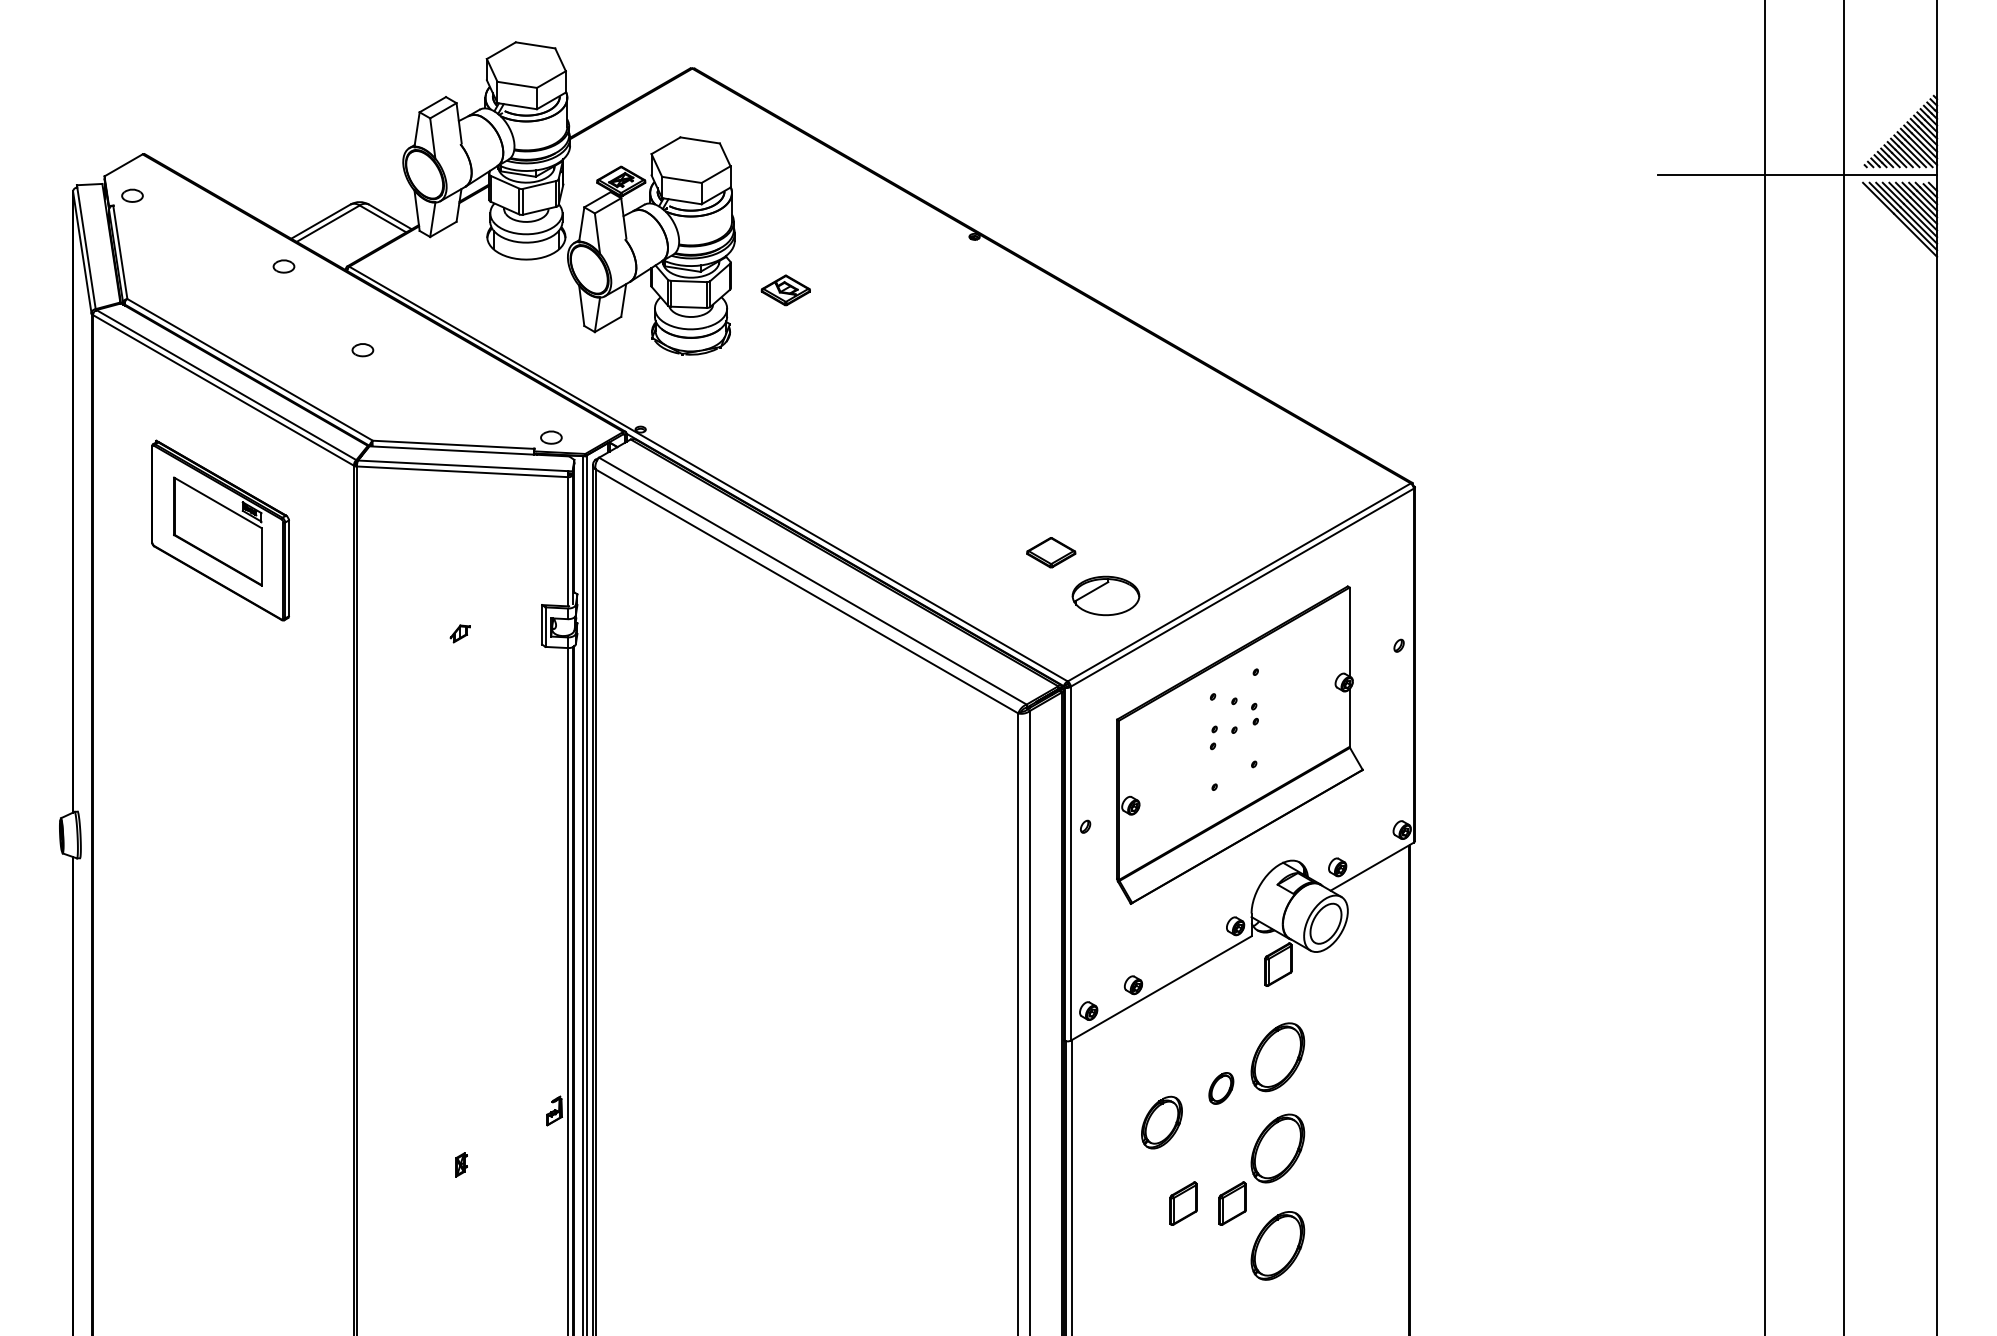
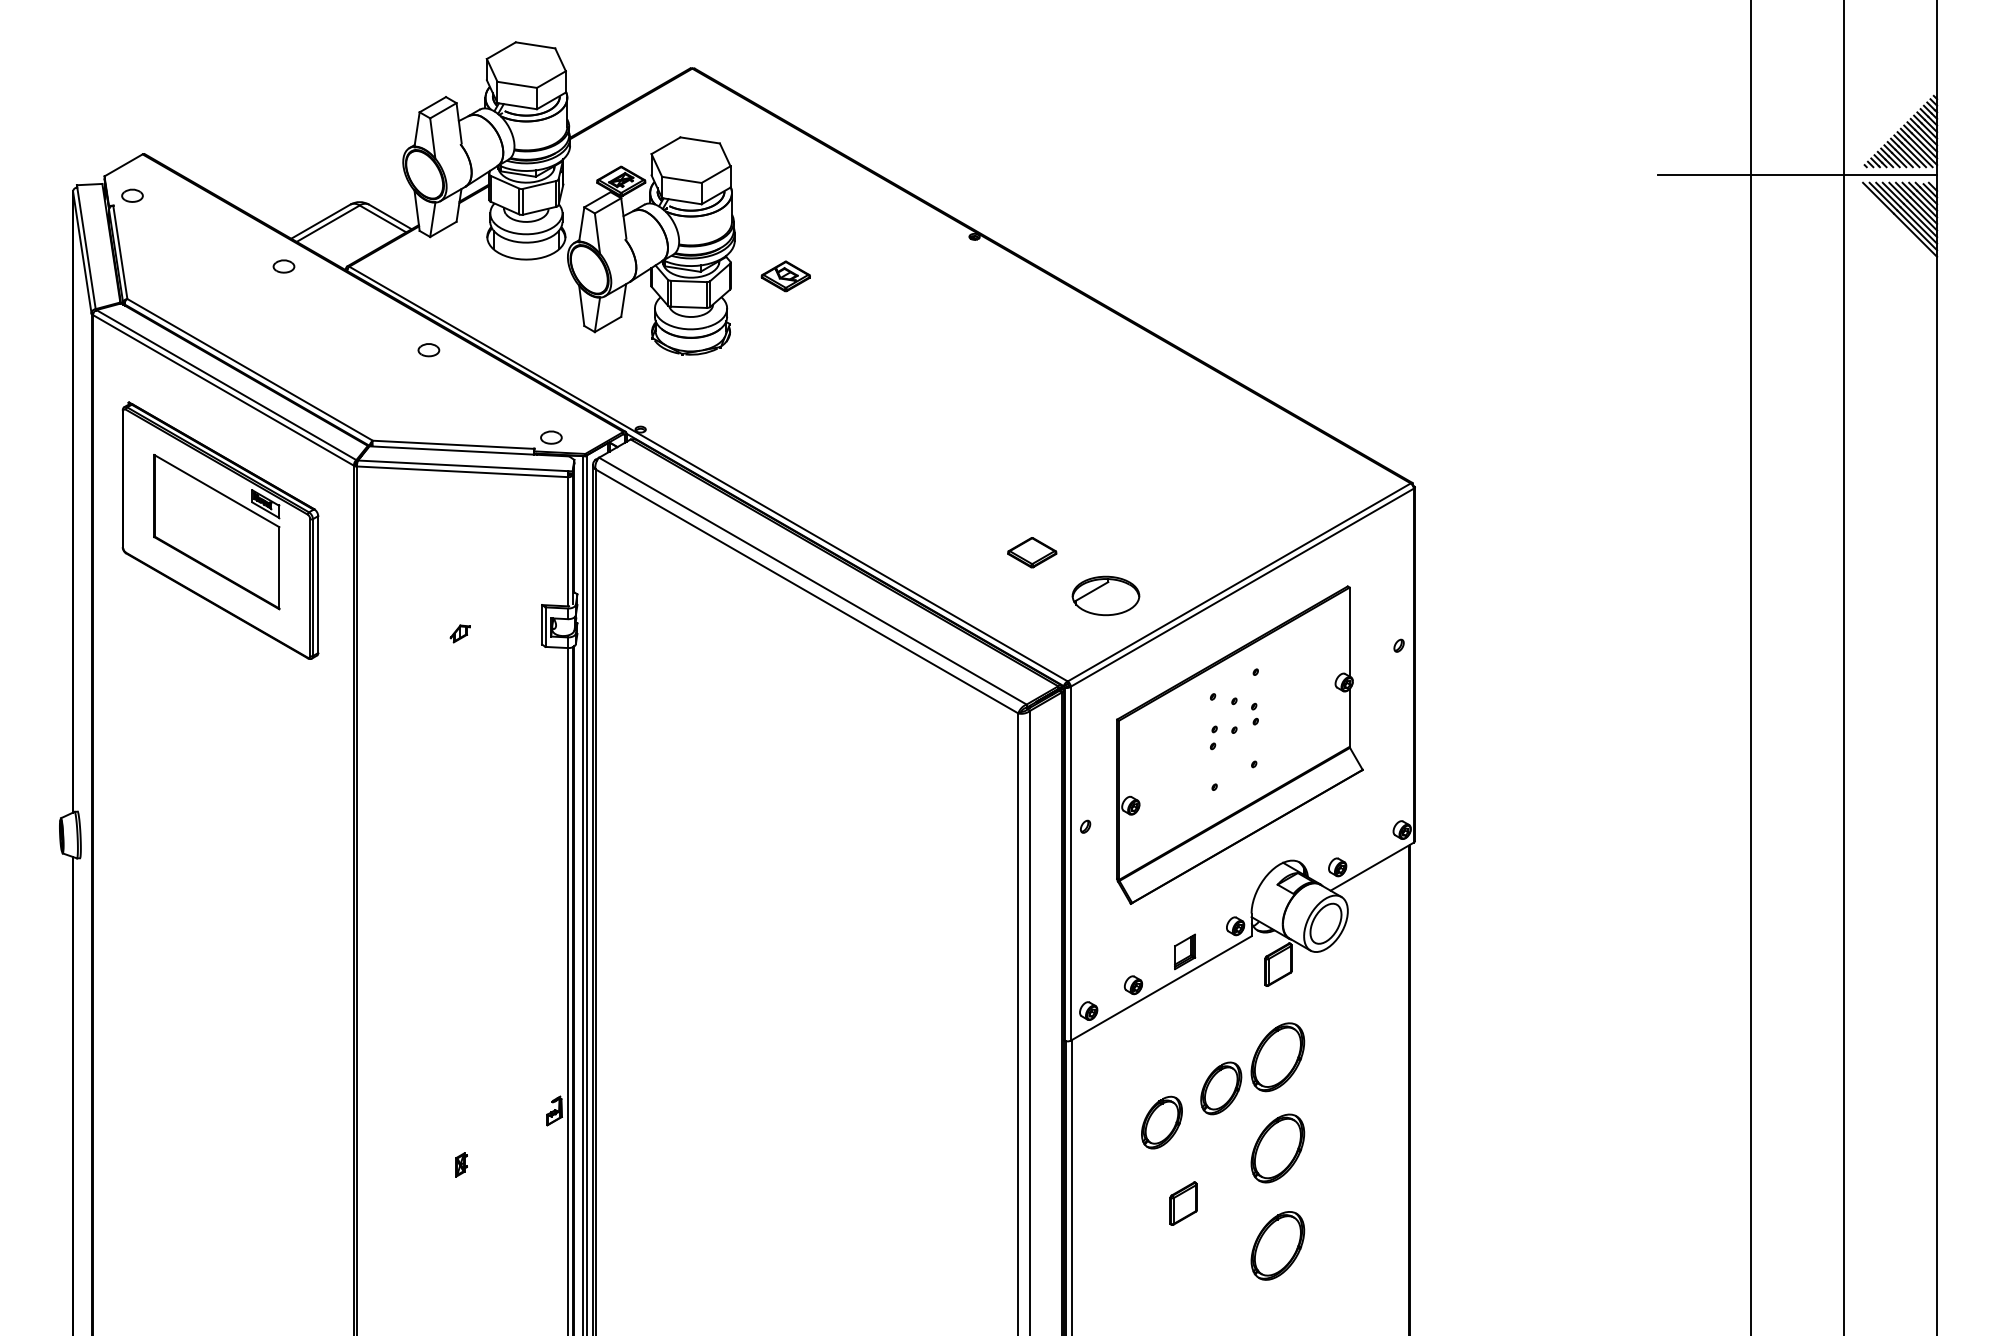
part position: (785, 290) -> (785, 276) (785, 276)
part position: (362, 350) -> (428, 350) (428, 350)
part size: 139x183 px -> 199x259 px (220, 530)
part position: (1051, 552) -> (1032, 552) (1032, 552)
line position: (1764, 667) -> (1750, 667) (1750, 667)
part: none -> present (1185, 951)
part size: 27x33 px -> 43x55 px (1221, 1088)
part: present -> none (1232, 1203)
